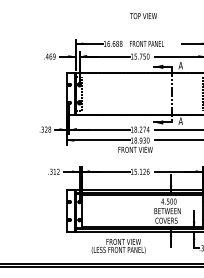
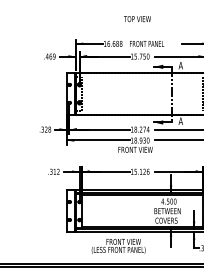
text position: (143, 16) -> (137, 19) (137, 19)
